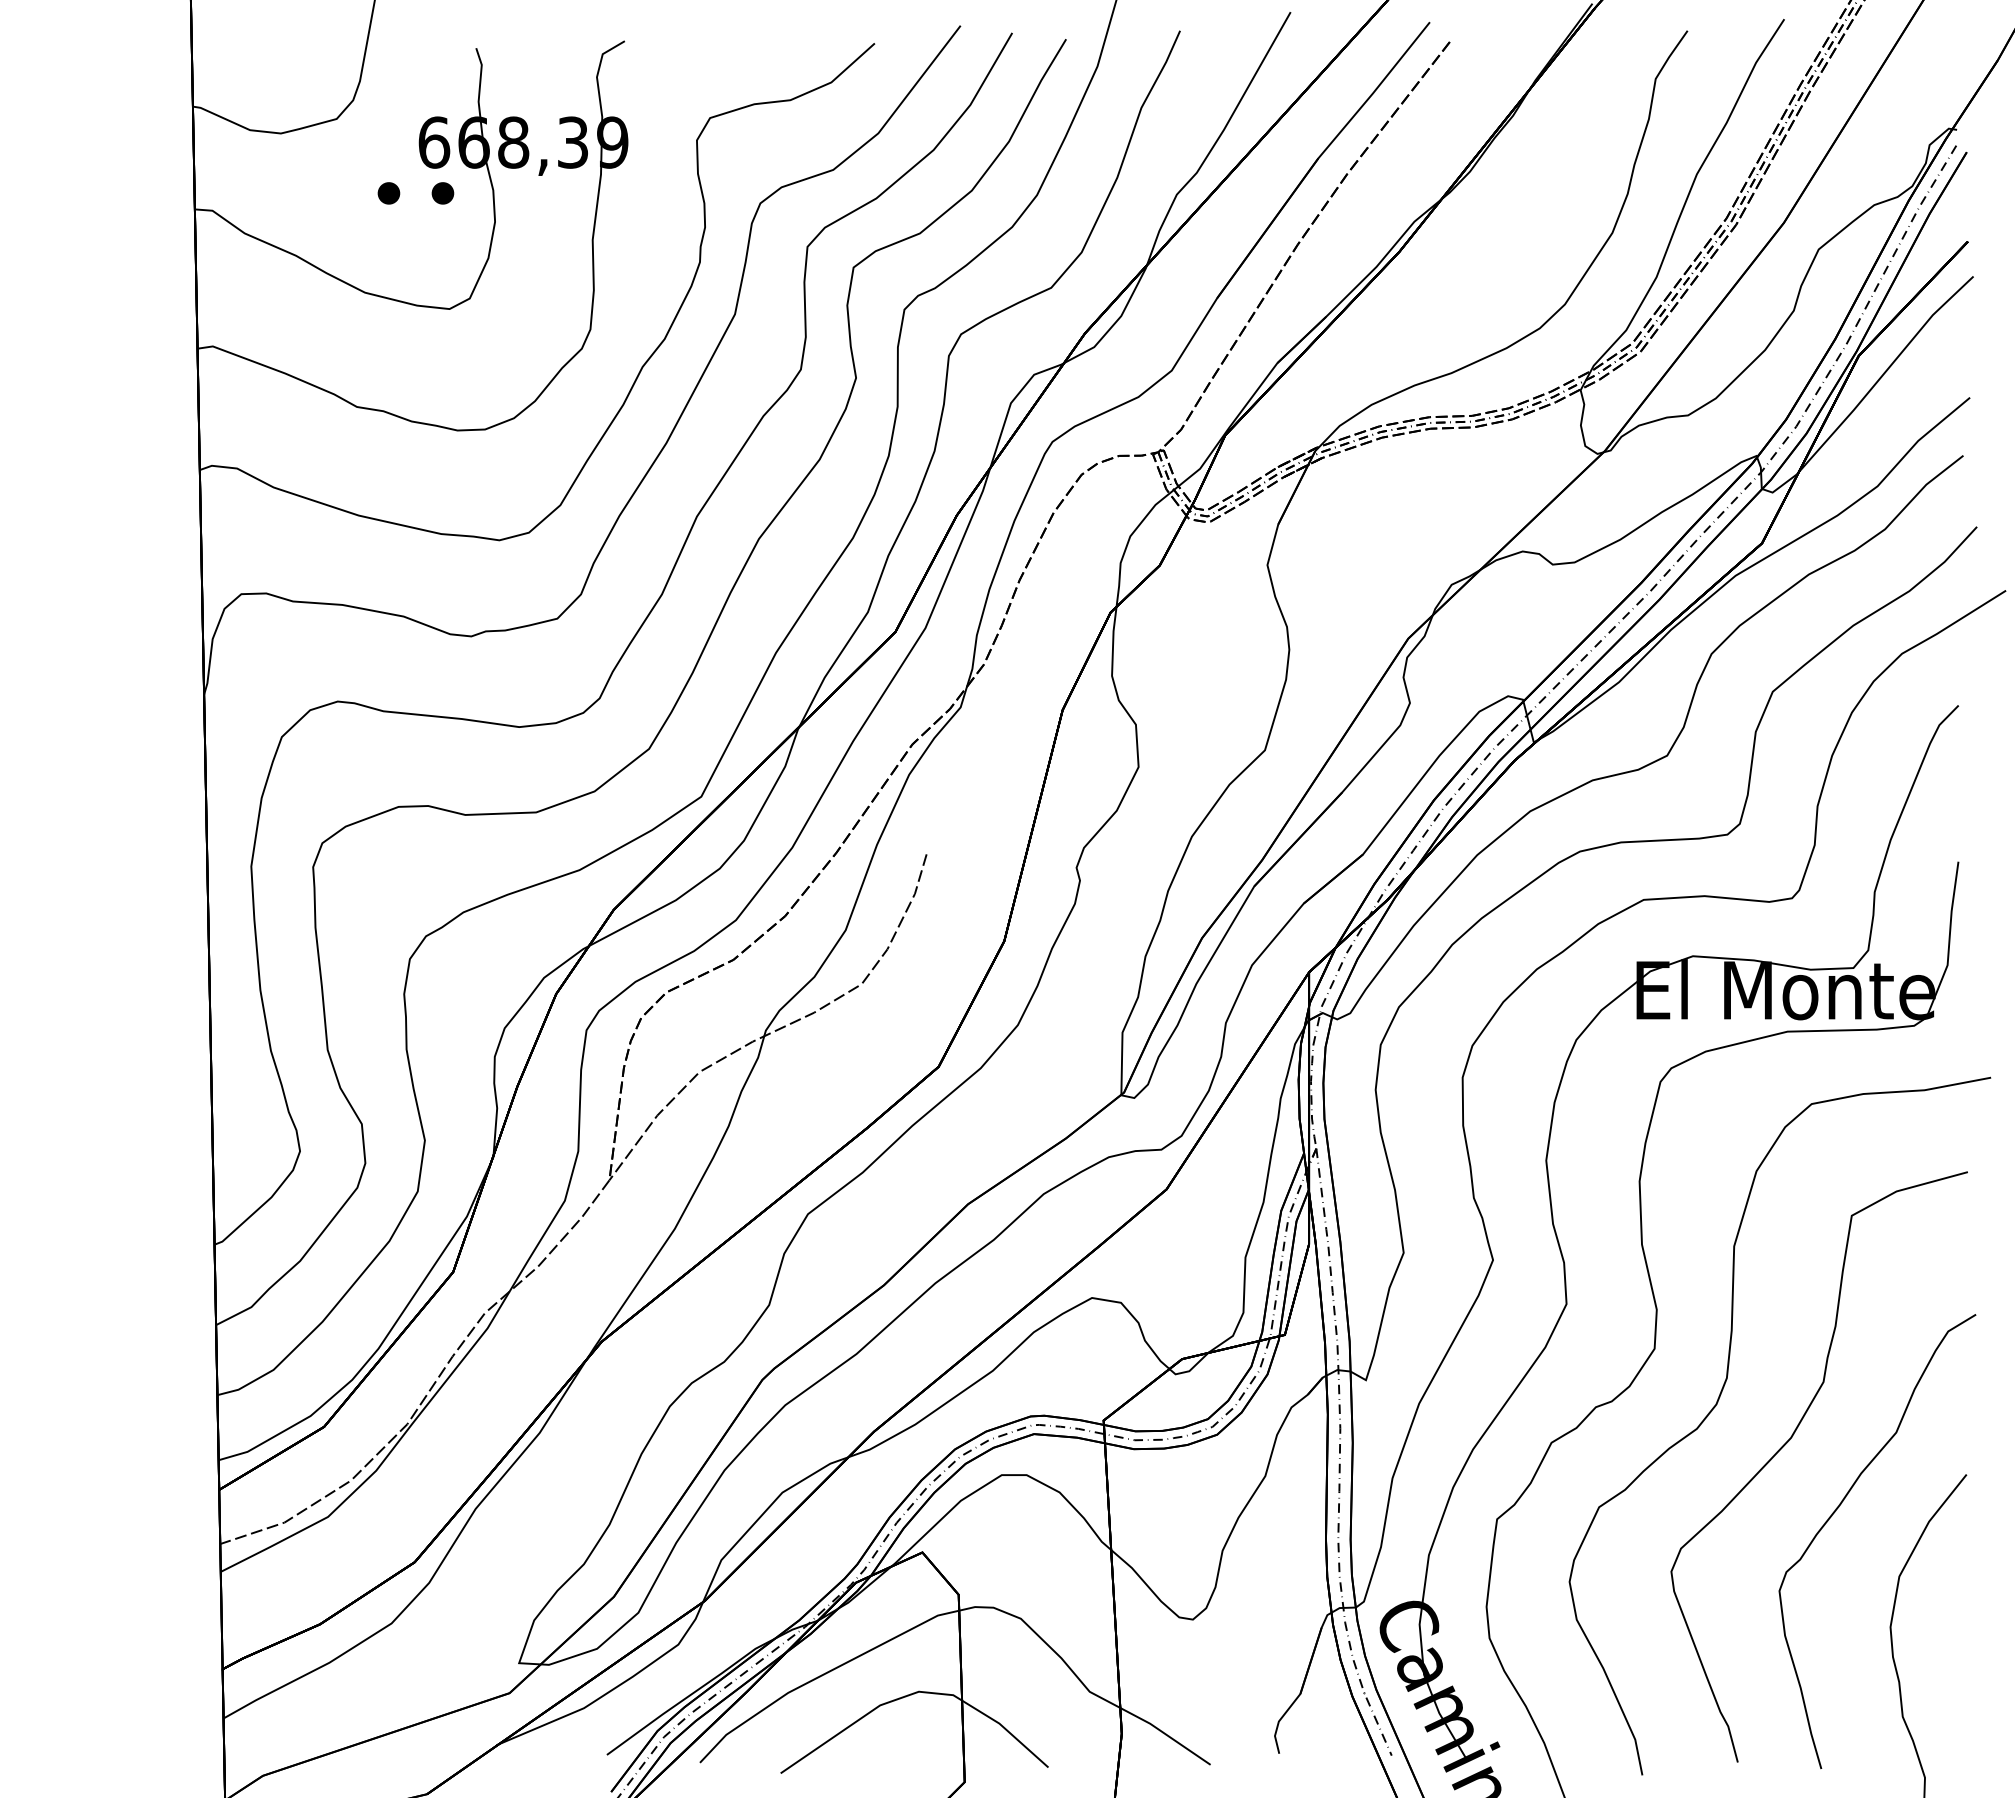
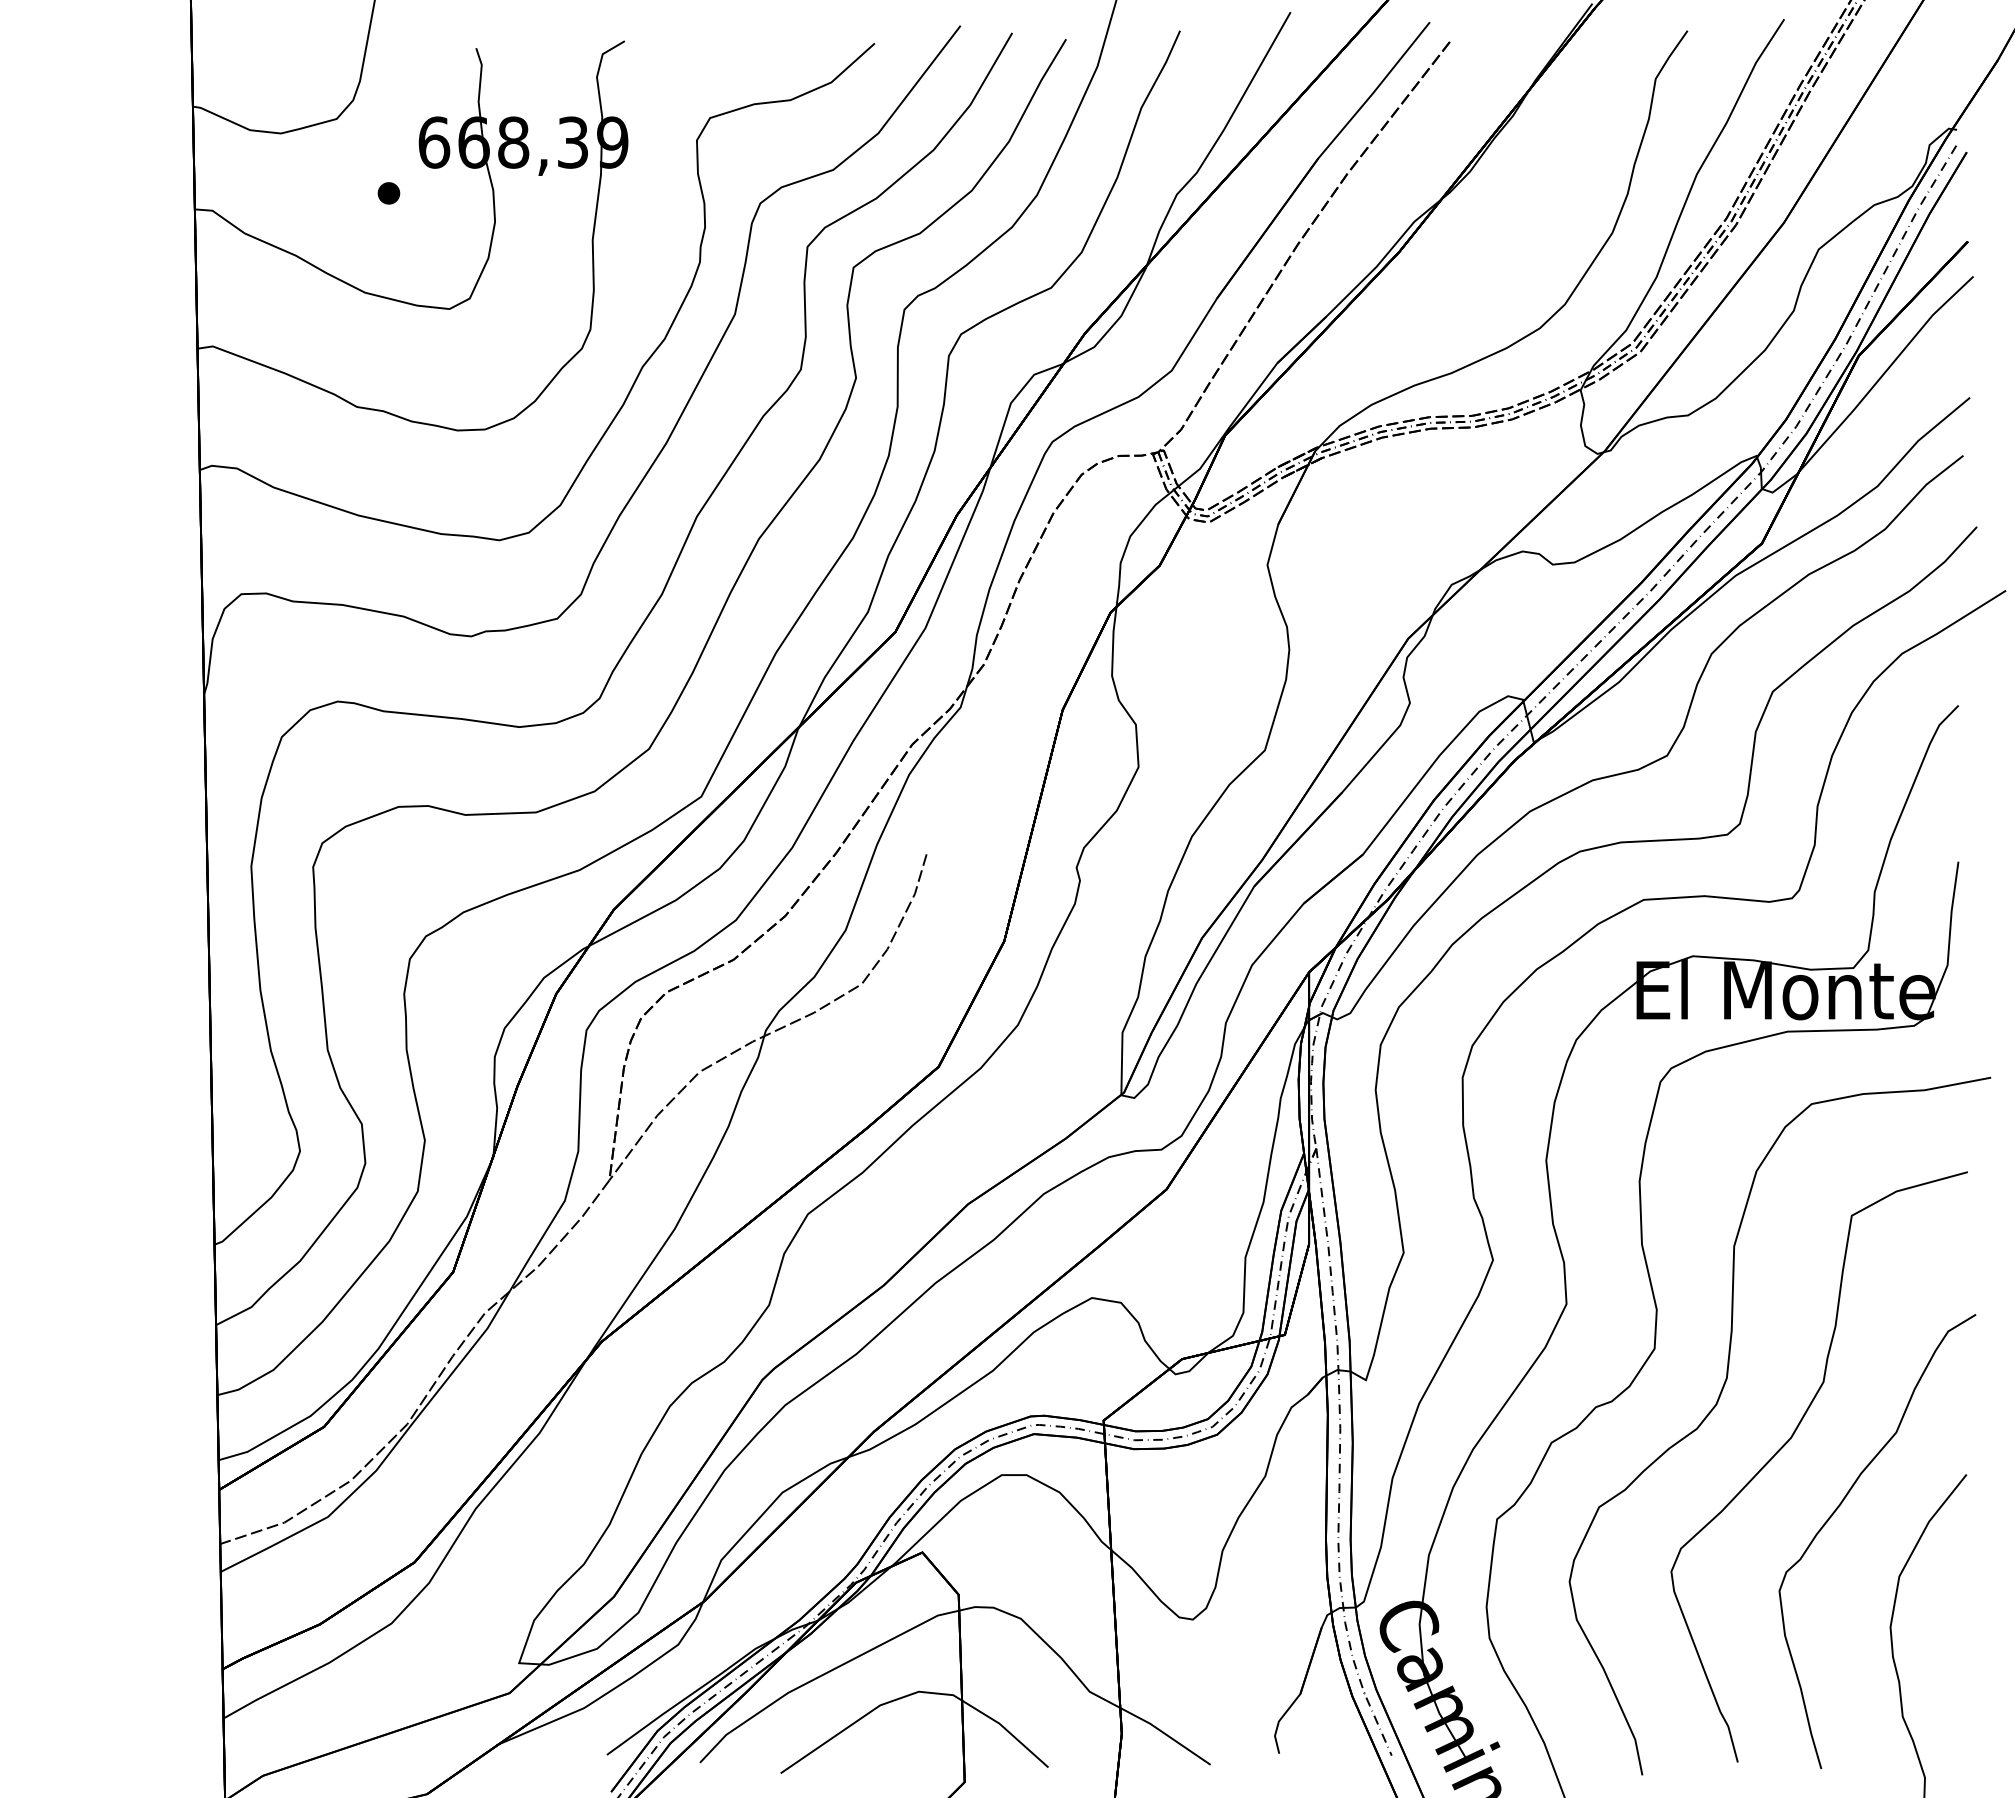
part: present -> none (442, 193)
